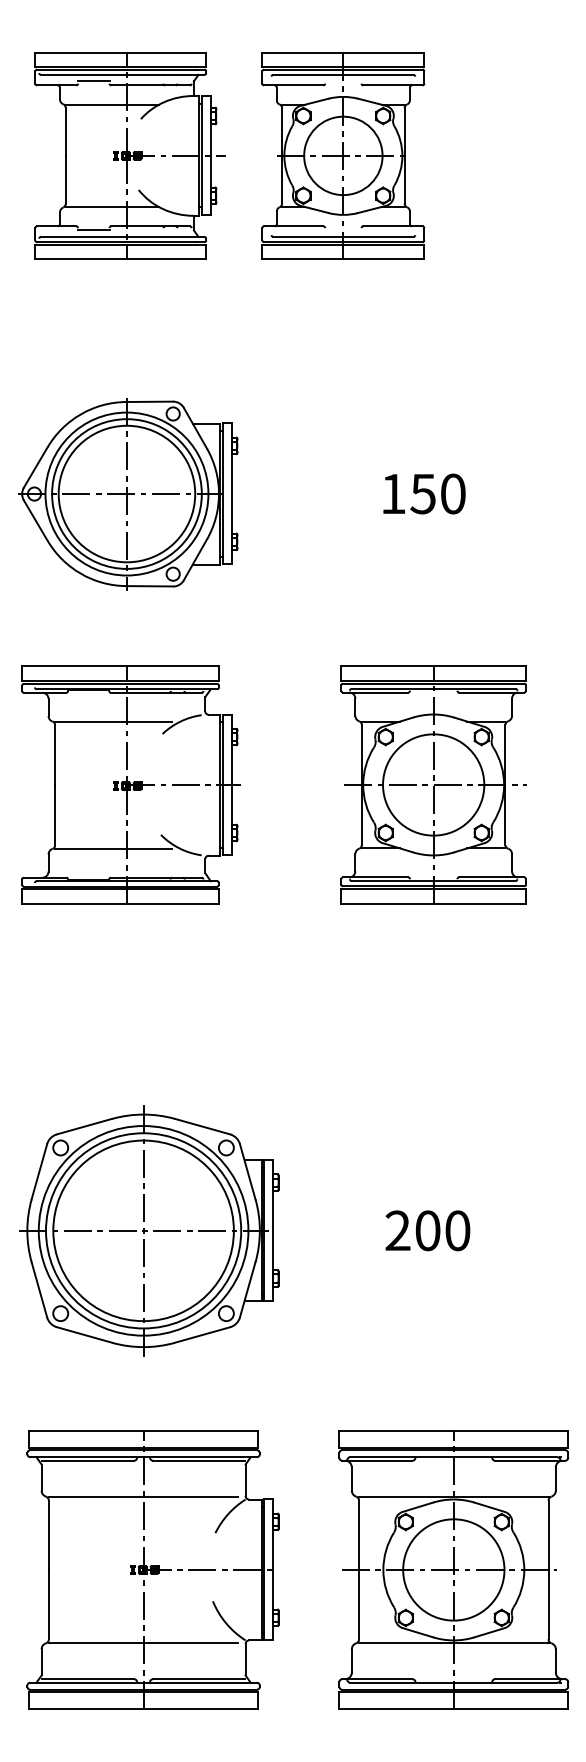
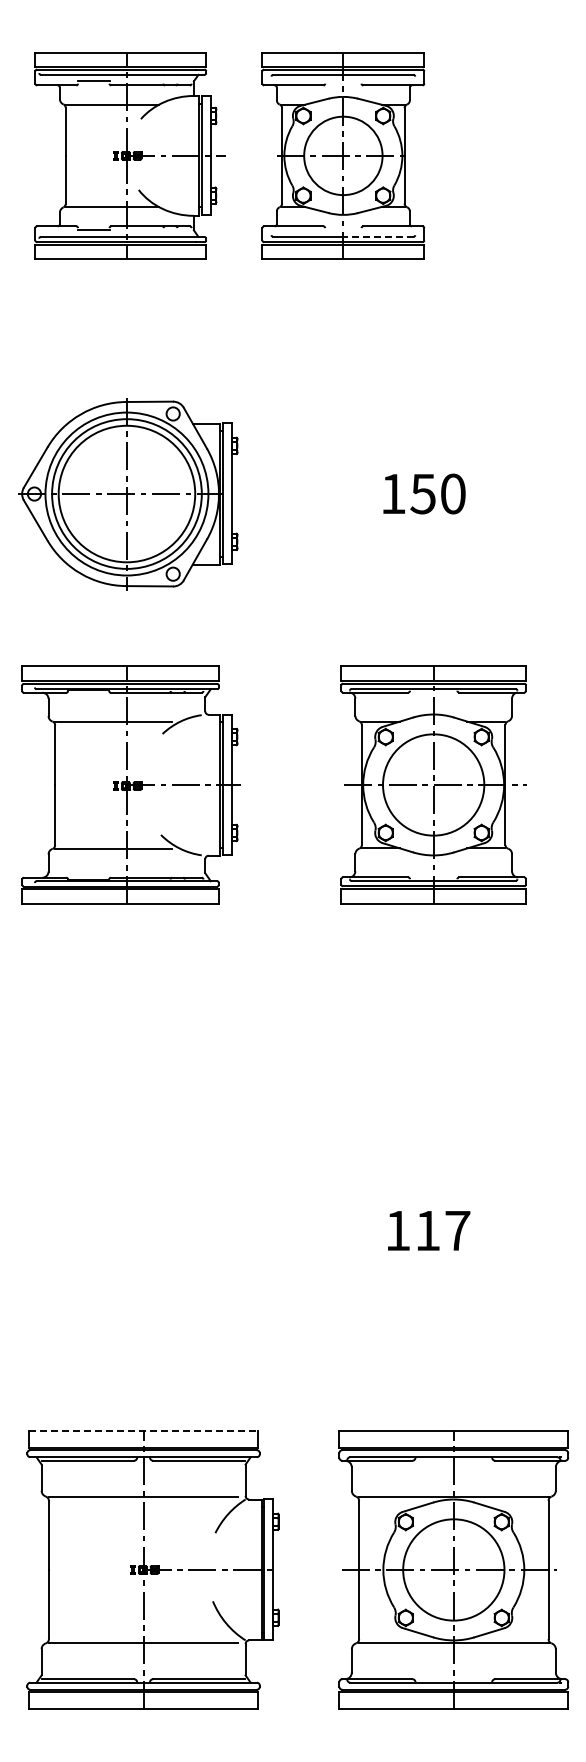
line: solid -> dashed (377, 236)
part: present -> none (149, 1230)
text: 200 -> 117 (427, 1230)
line: solid -> dashed (144, 1430)
